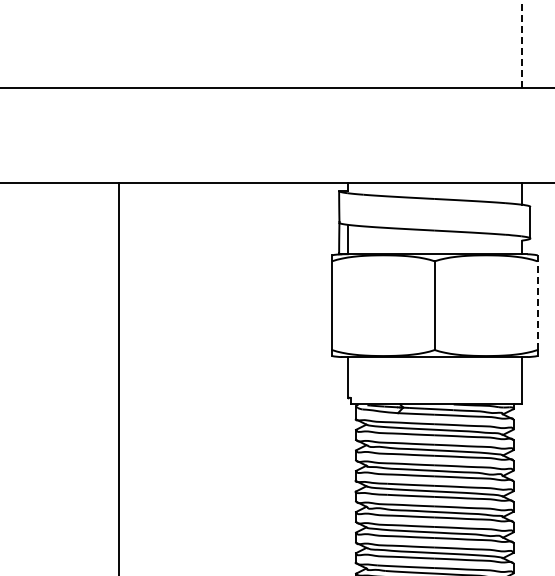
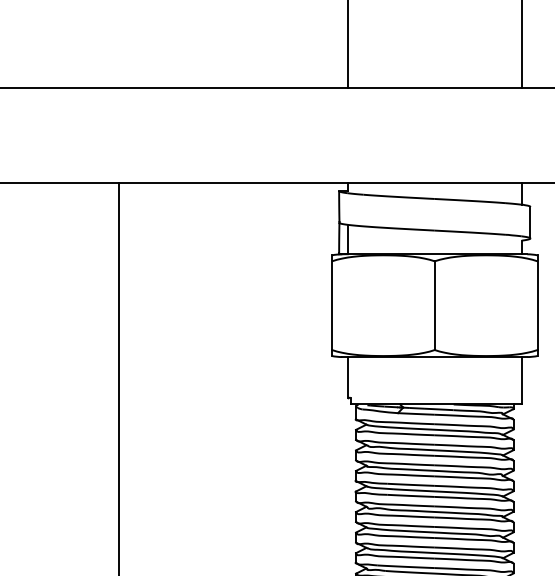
line: dashed -> solid (521, 44)
line: none -> present (347, 45)
line: dashed -> solid (537, 302)
